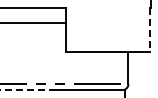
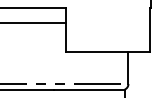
line: dashed -> solid (149, 30)
line: dashed -> solid (27, 89)
